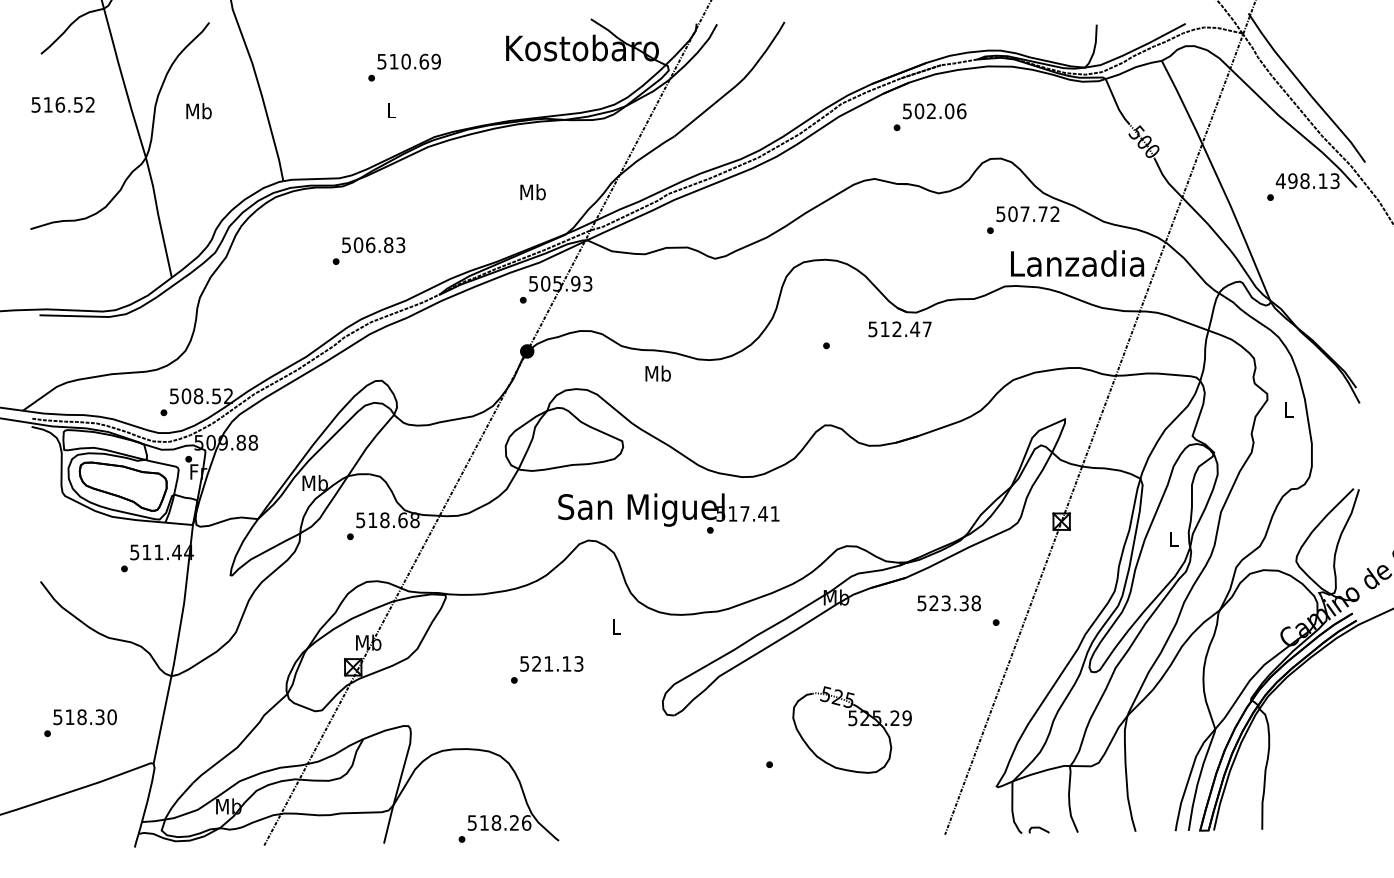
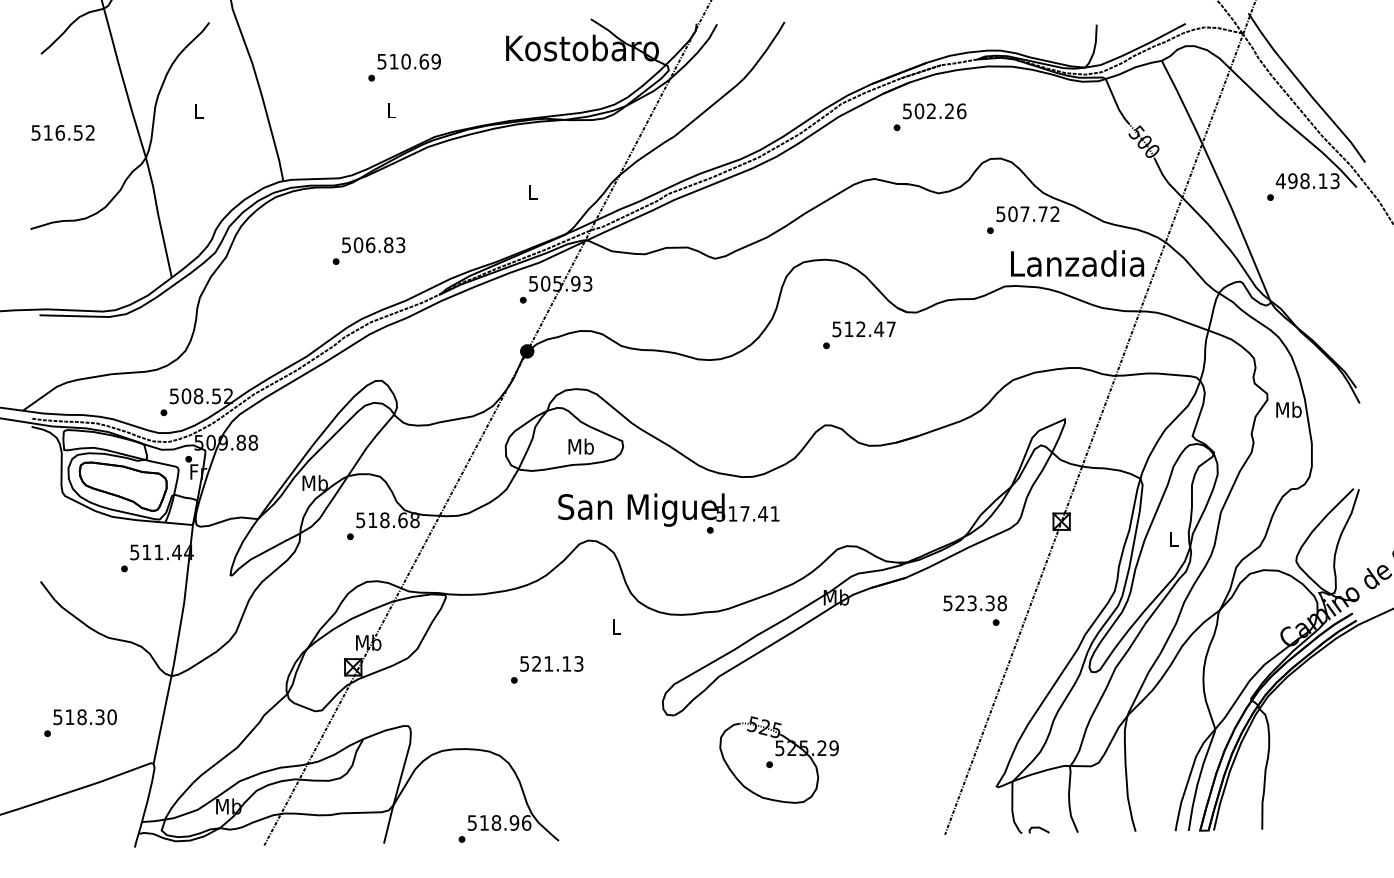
text position: (62, 104) -> (62, 132) (62, 132)
text: Mb -> L (198, 111)
text: 502.06 -> 502.26 (949, 111)
text: Mb -> L (532, 192)
text position: (899, 329) -> (863, 329) (863, 329)
text position: (657, 373) -> (580, 446) (580, 446)
text: L -> Mb (1288, 409)
text position: (948, 603) -> (974, 603) (974, 603)
part position: (851, 729) -> (778, 759) (778, 759)
text: 518.26 -> 518.96 (514, 822)
